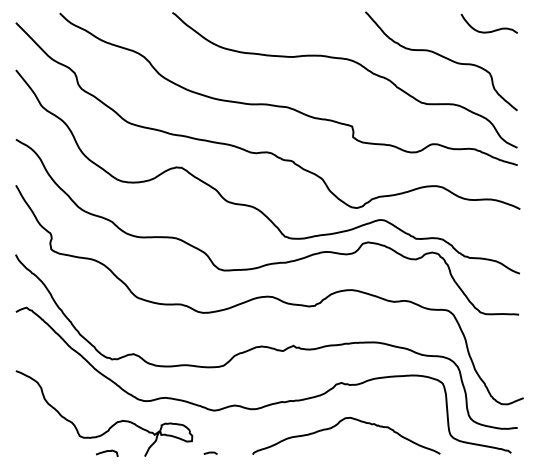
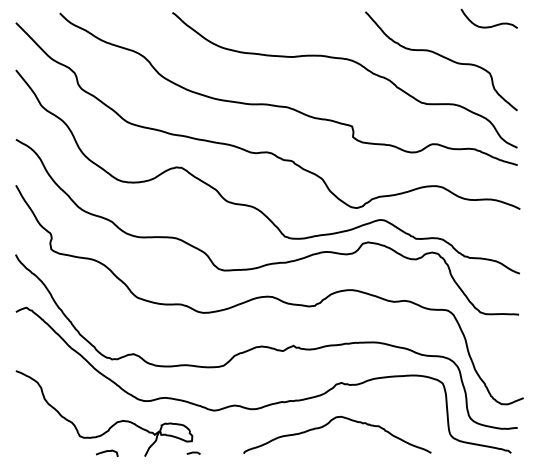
curve position: (491, 30) -> (491, 25) (491, 25)
curve position: (337, 425) -> (328, 424) (328, 424)
curve position: (210, 452) -> (193, 452) (193, 452)
